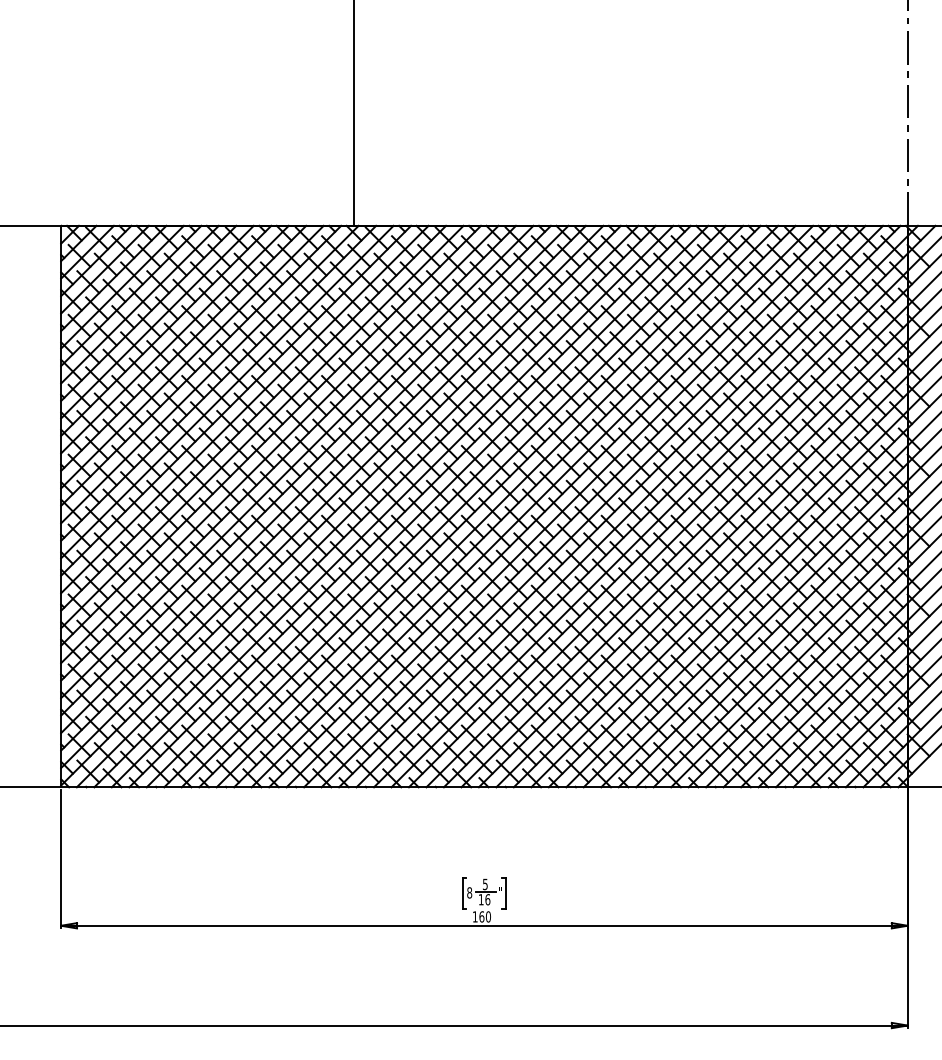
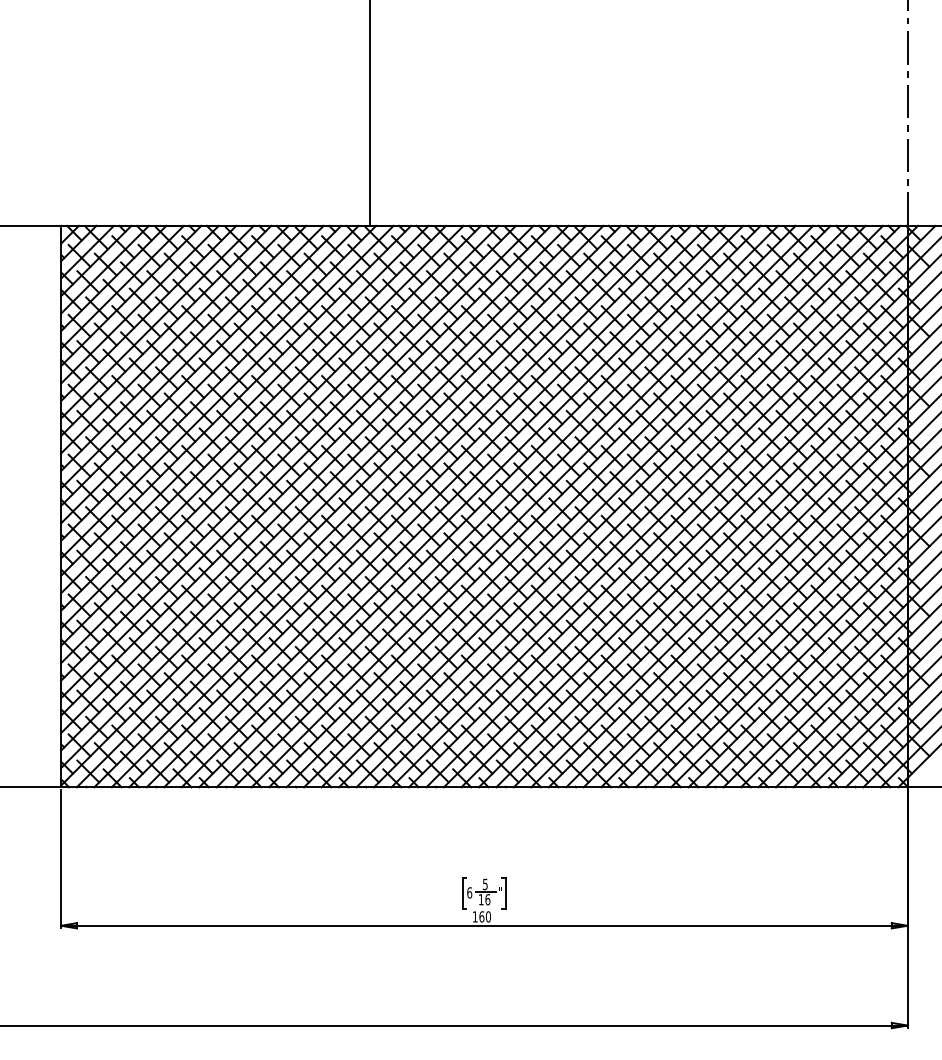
line position: (354, 113) -> (370, 113) (370, 113)
text: 8 -> 6 (469, 892)
